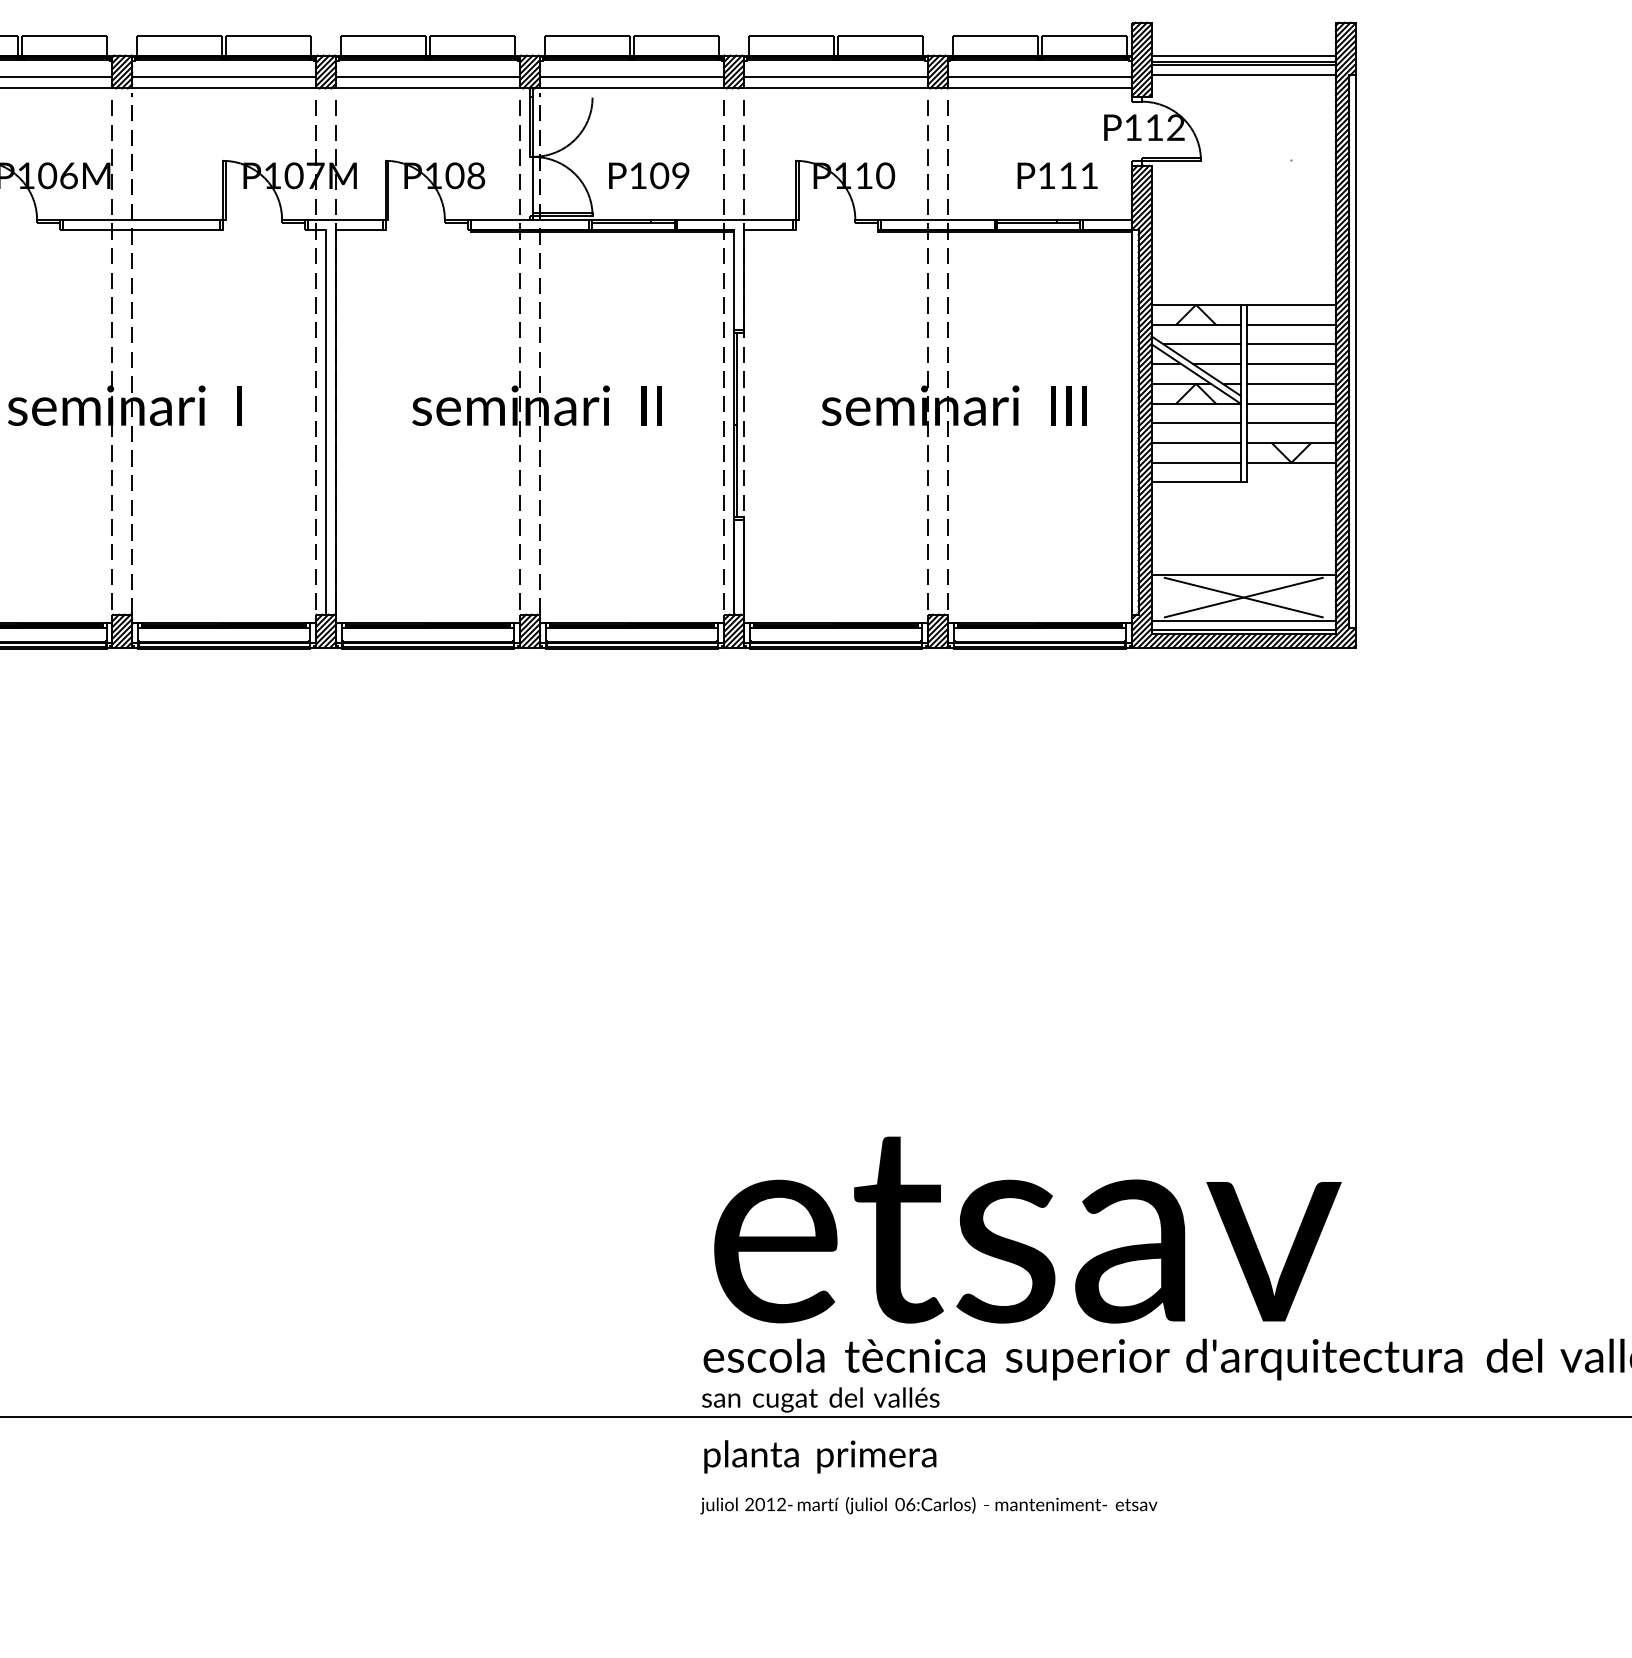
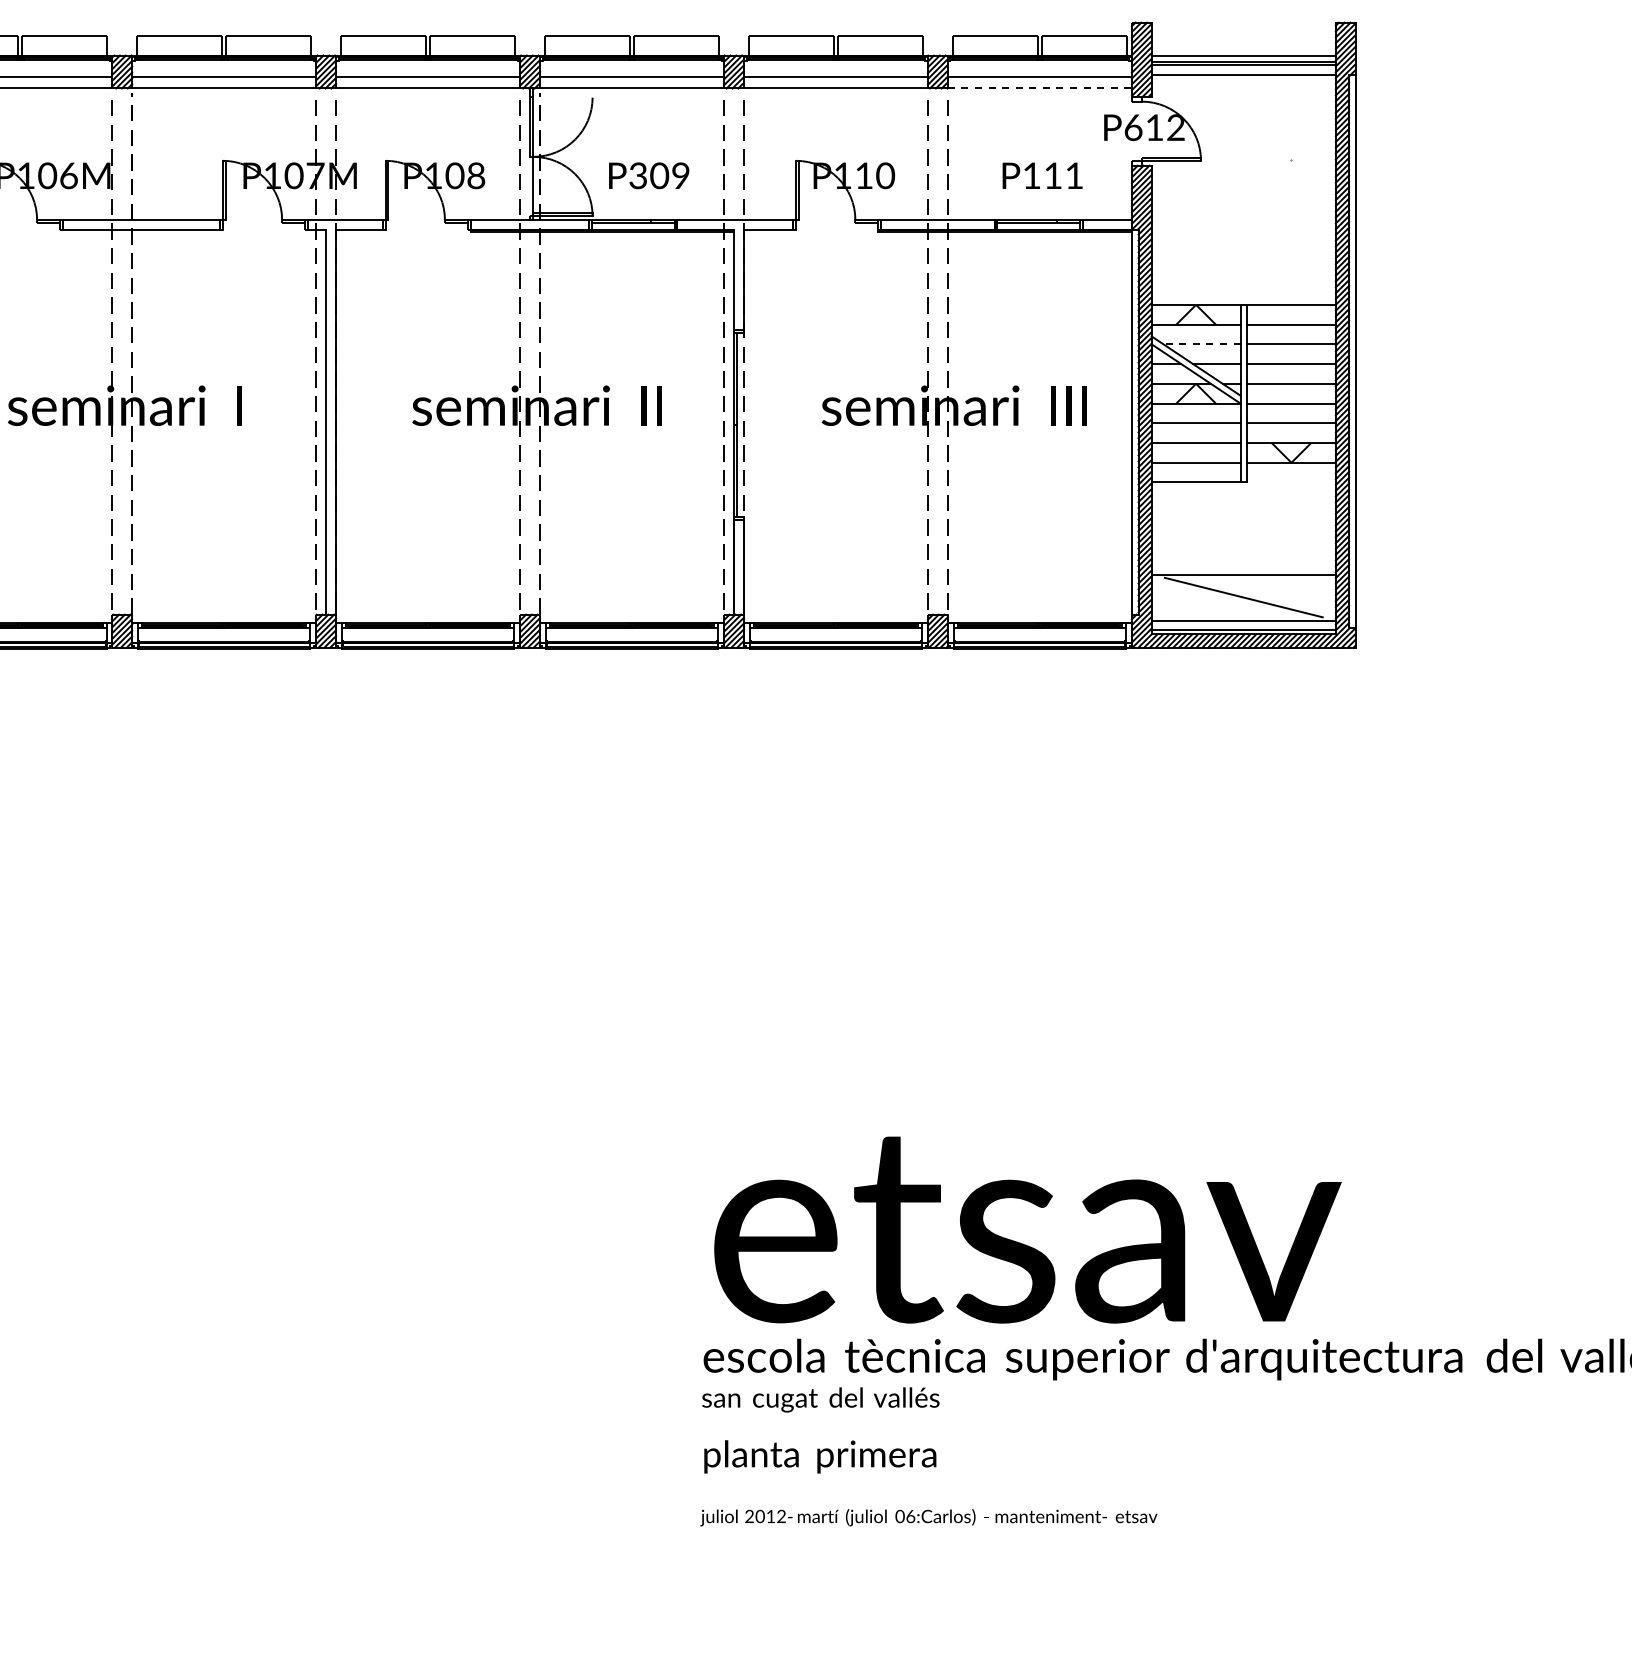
line: solid -> dashed (1040, 88)
text: P112 -> P612 (1133, 127)
text: P109 -> P309 (637, 175)
text position: (1057, 175) -> (1042, 175) (1042, 175)
line: solid -> dashed (1201, 344)
line: present -> none (1243, 597)
line: present -> none (815, 1416)
text position: (928, 1505) -> (928, 1517) (928, 1517)
